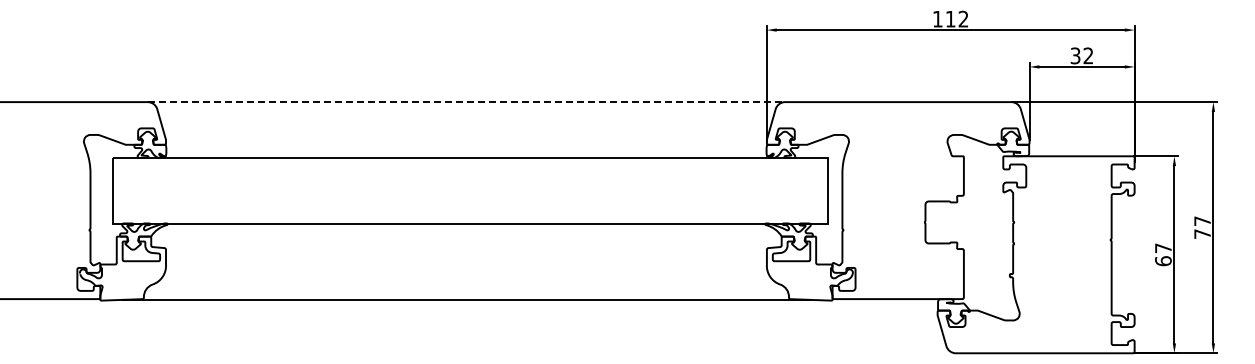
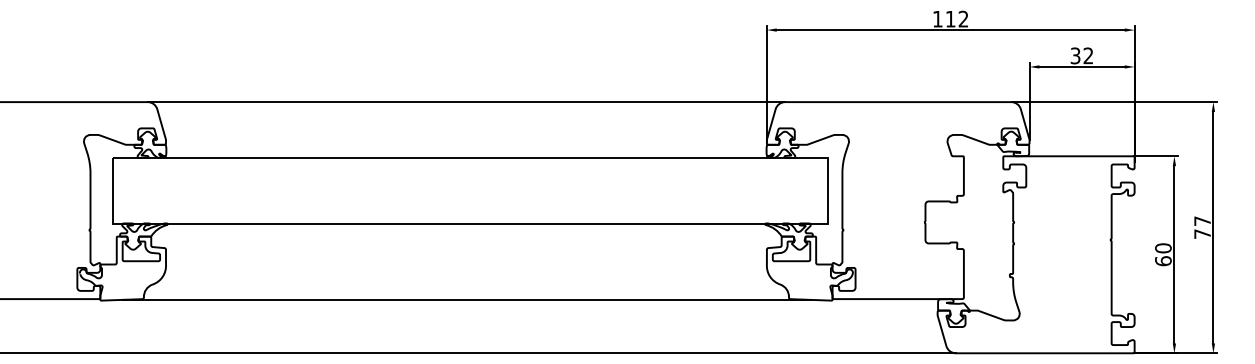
line: dashed -> solid (466, 102)
text: 67 -> 60 (1163, 248)
line: none -> present (478, 353)
